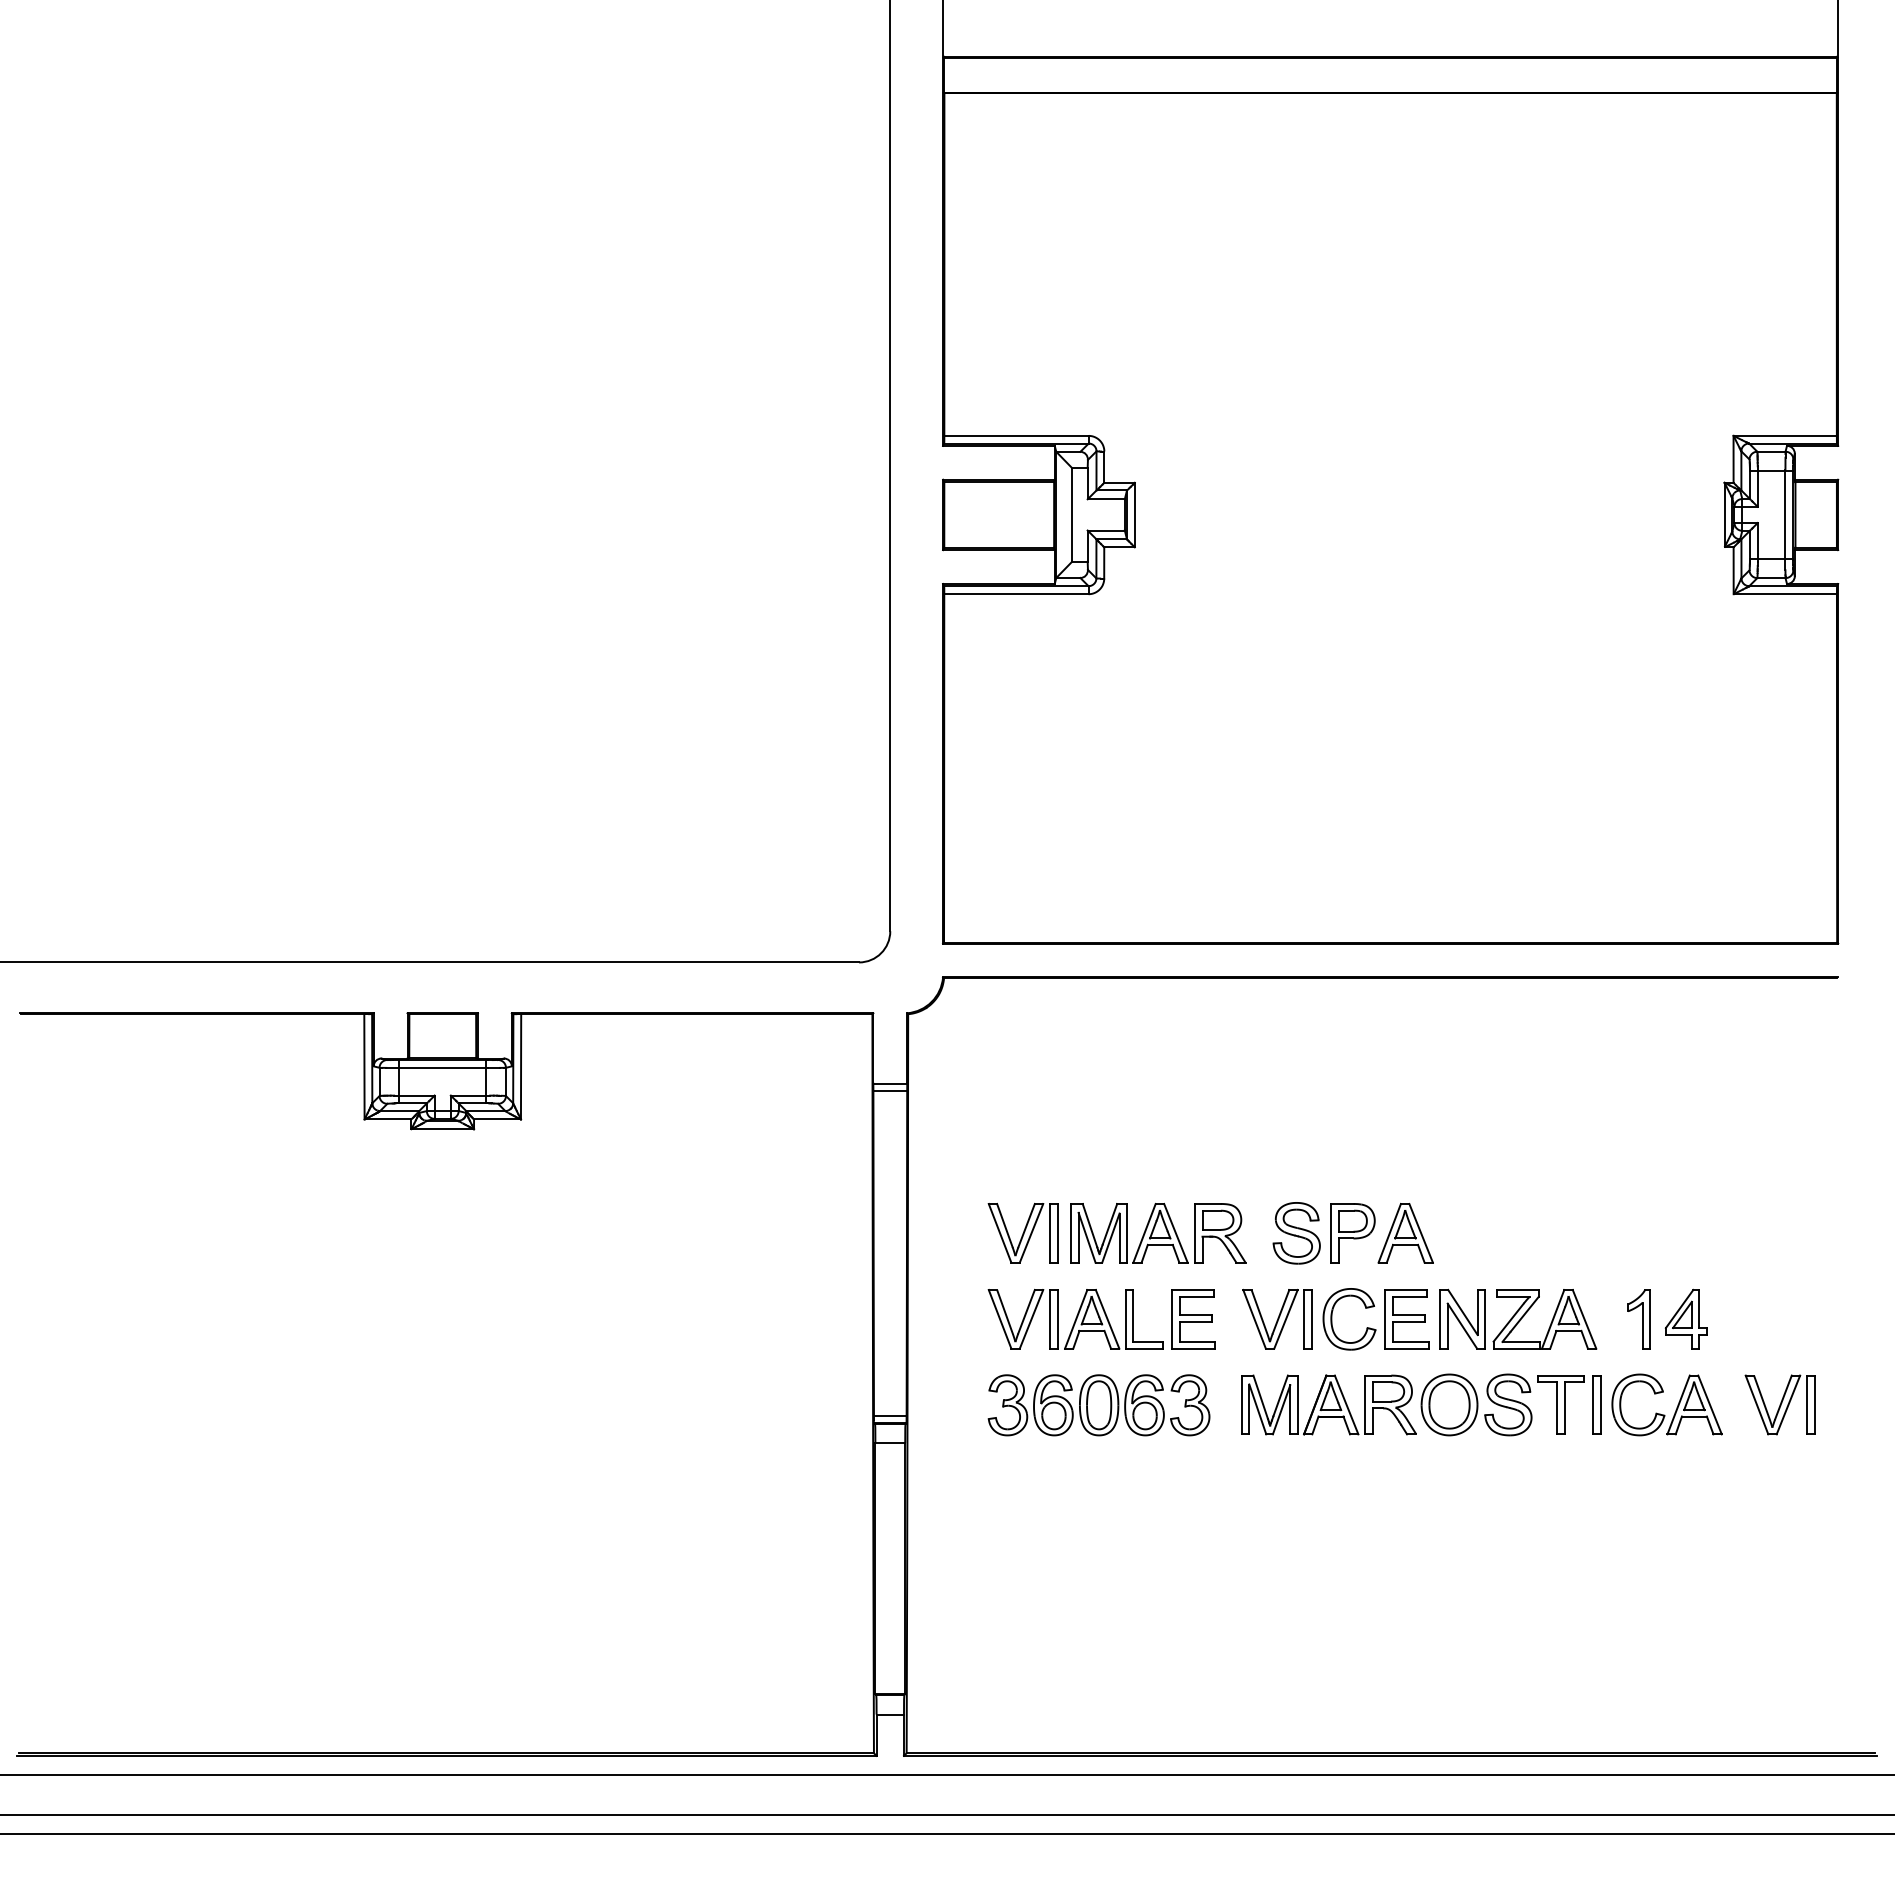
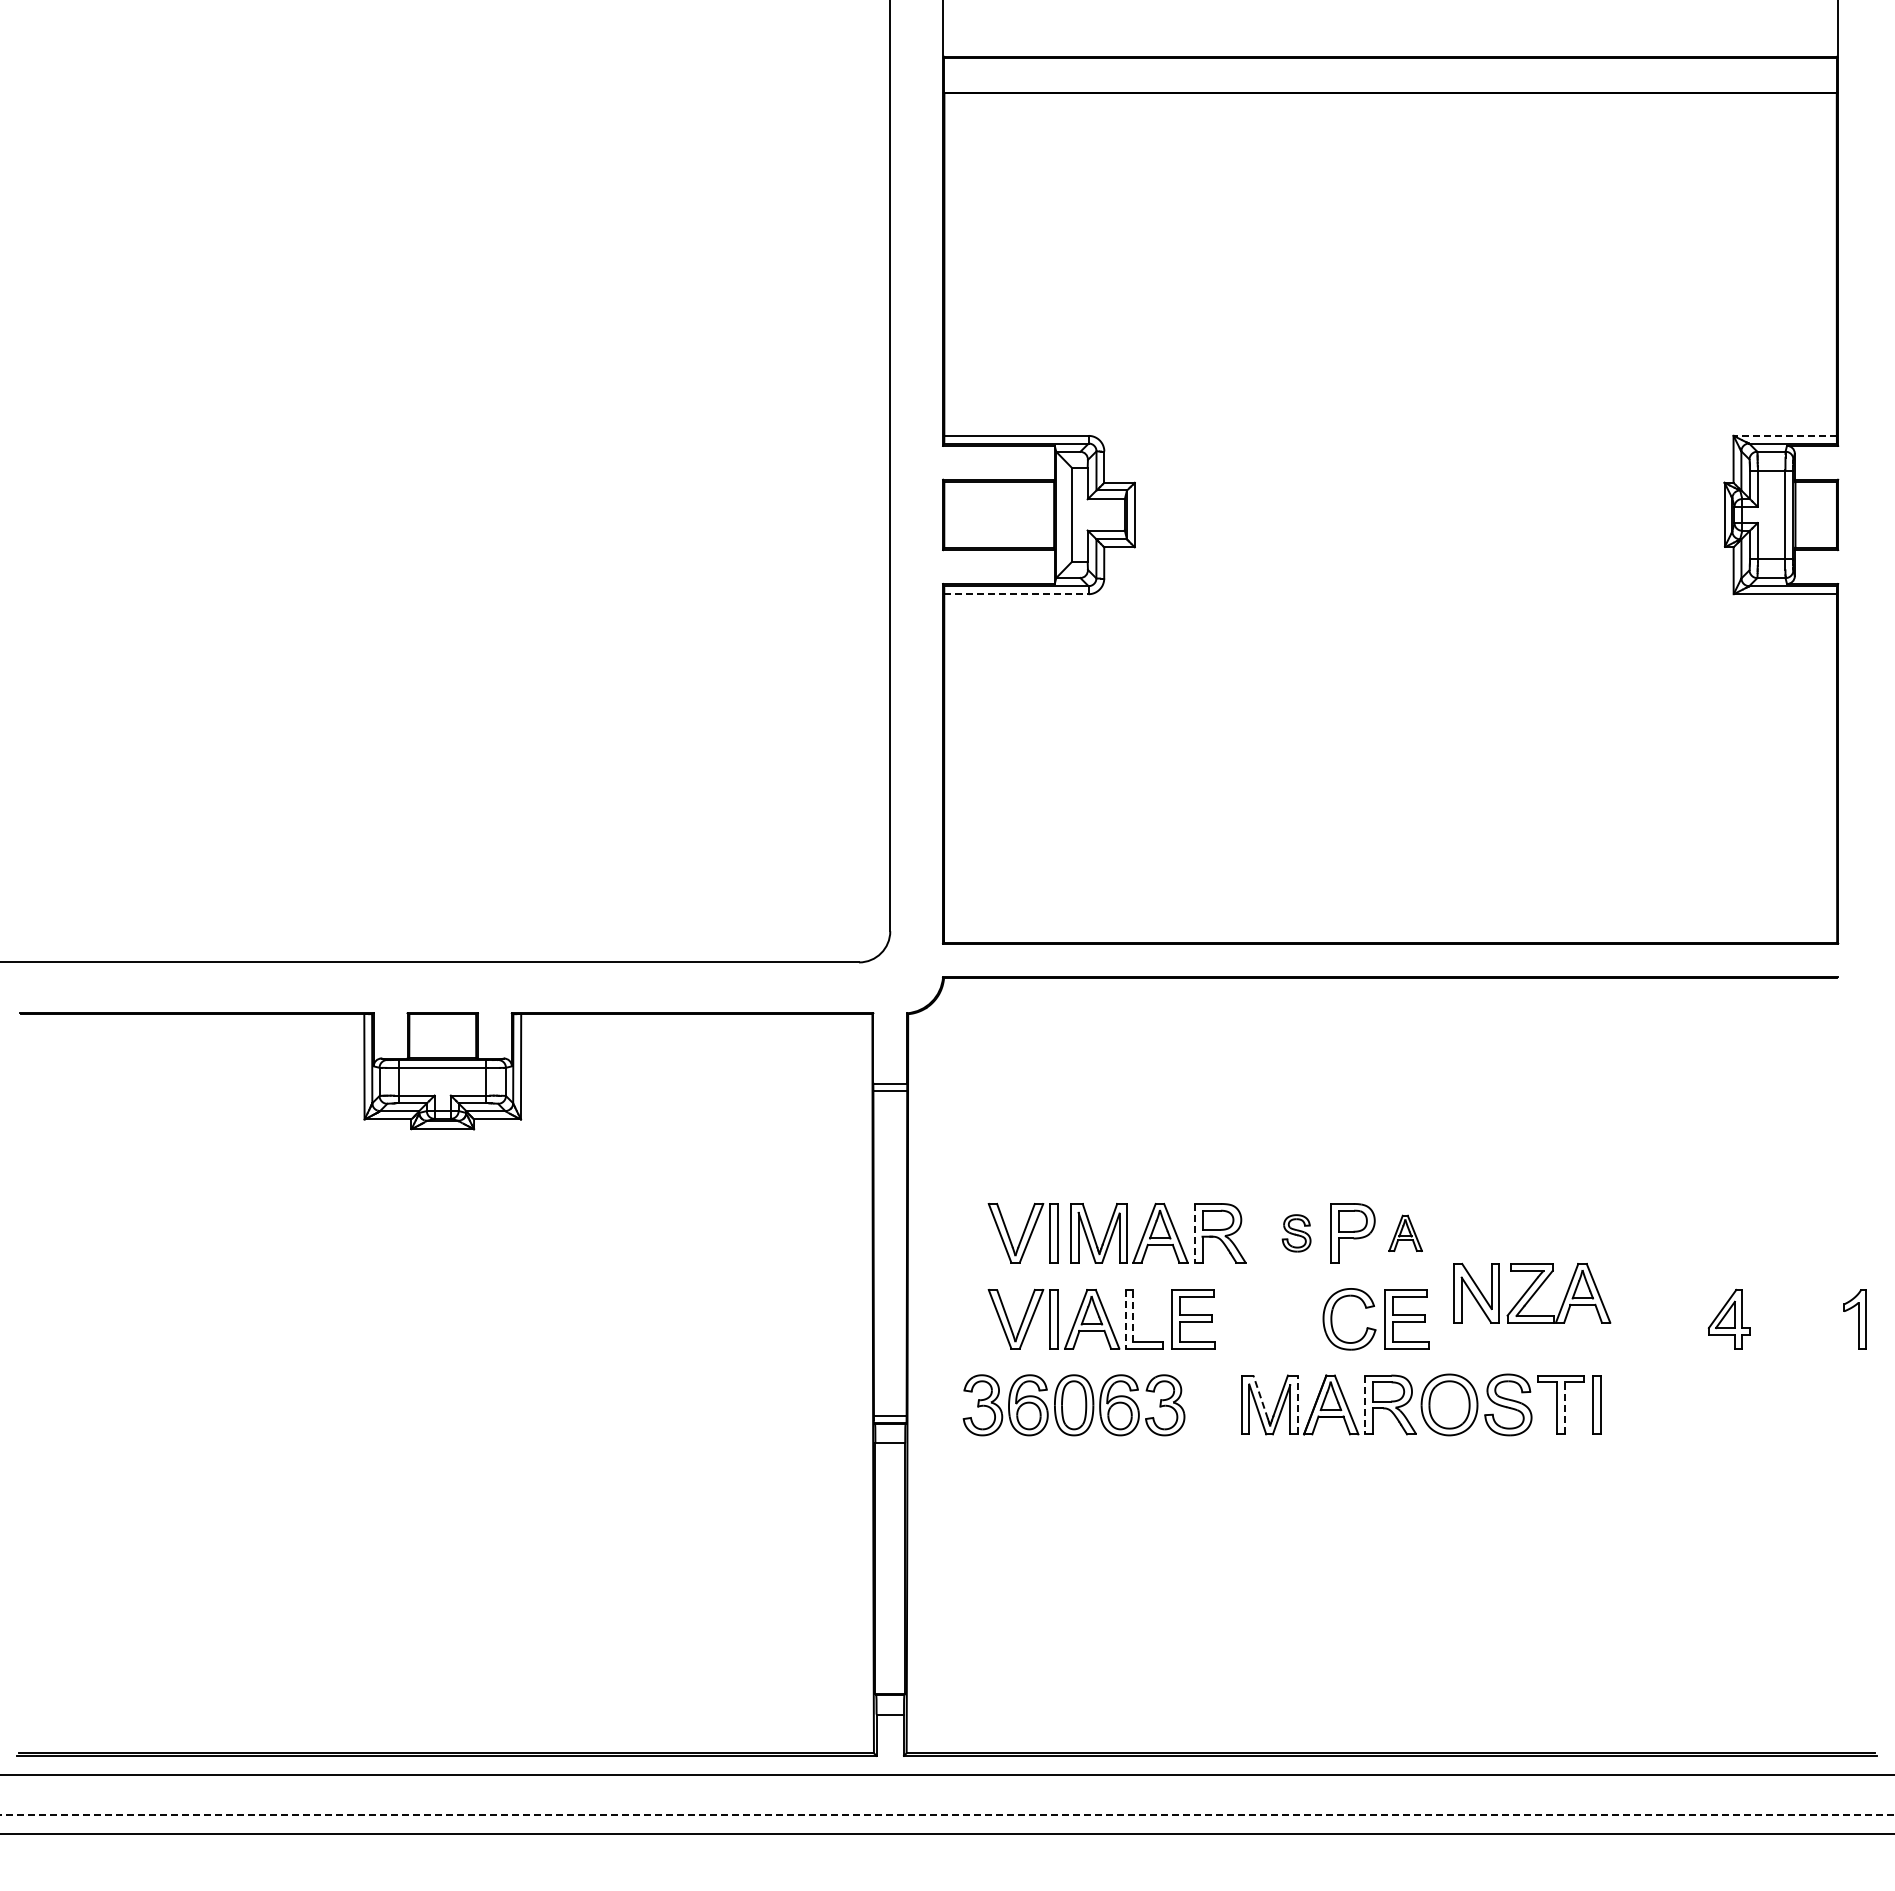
line: solid -> dashed (1785, 435)
line: solid -> dashed (1016, 594)
line: solid -> dashed (1194, 1233)
part size: 49x63 px -> 31x39 px (1296, 1233)
part size: 57x61 px -> 35x38 px (1405, 1232)
line: solid -> dashed (1133, 1315)
part position: (1518, 1318) -> (1532, 1292) (1532, 1292)
part position: (1685, 1318) -> (1728, 1318) (1728, 1318)
line: solid -> dashed (1125, 1319)
part: present -> none (1277, 1319)
part position: (1638, 1319) -> (1854, 1319) (1854, 1319)
line: solid -> dashed (1260, 1397)
line: solid -> dashed (1298, 1404)
part: present -> none (1779, 1404)
part position: (1098, 1405) -> (1073, 1405) (1073, 1405)
line: solid -> dashed (1365, 1405)
line: solid -> dashed (1565, 1408)
part: present -> none (1664, 1414)
line: solid -> dashed (947, 1814)
